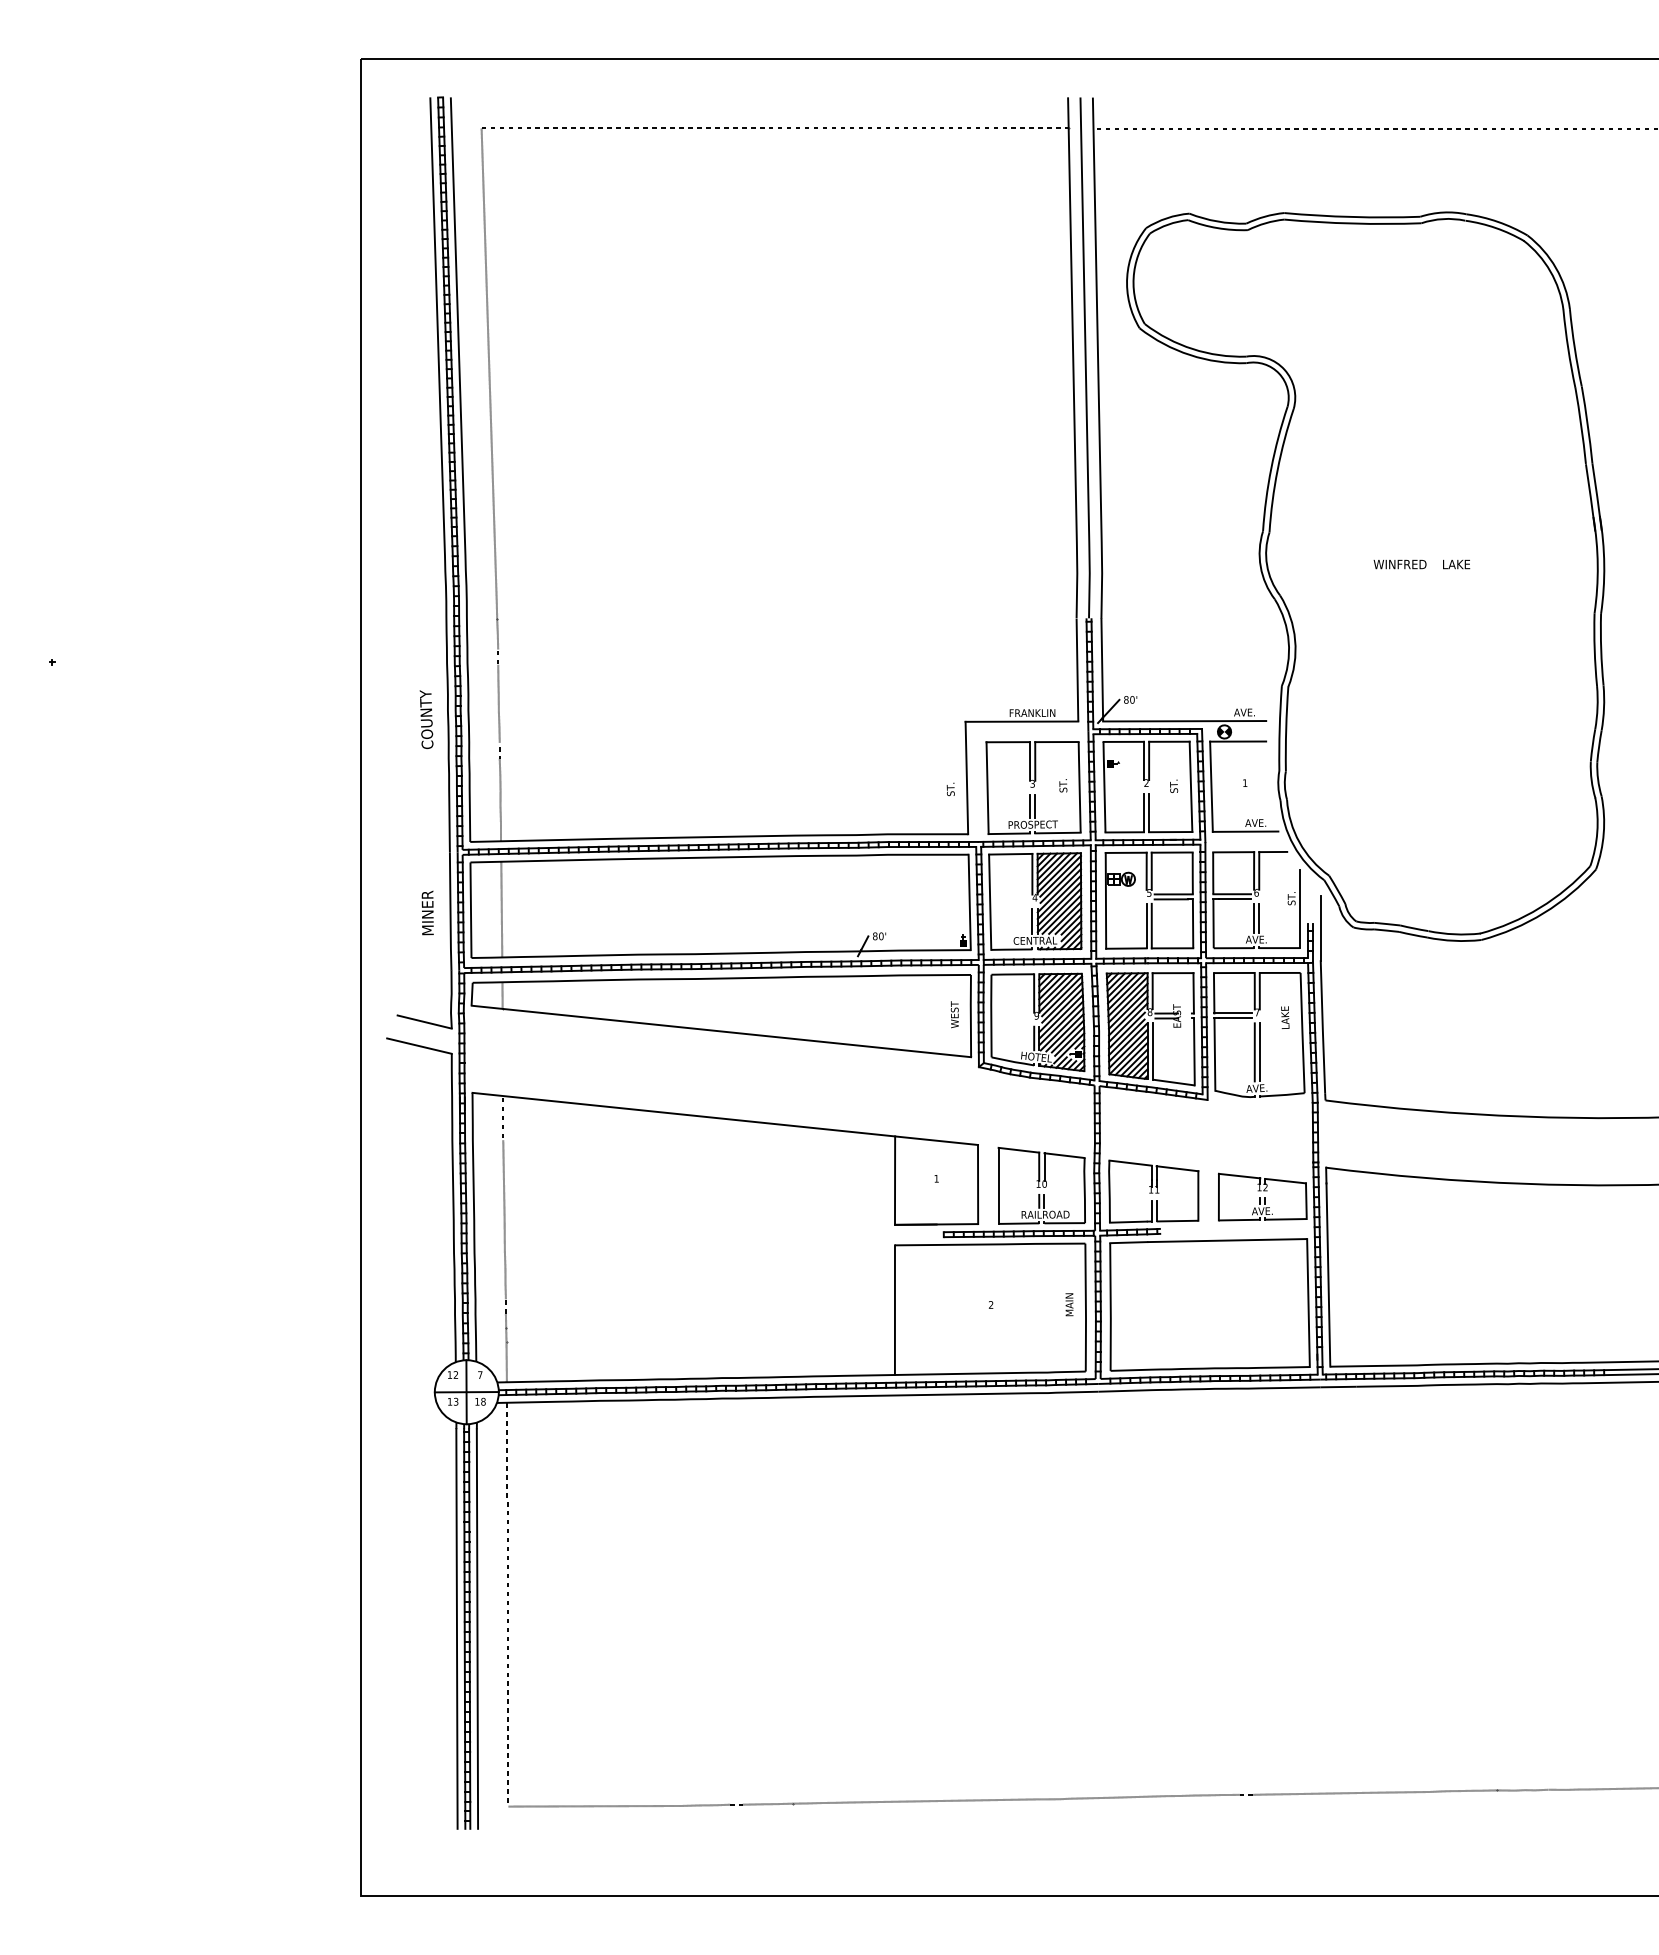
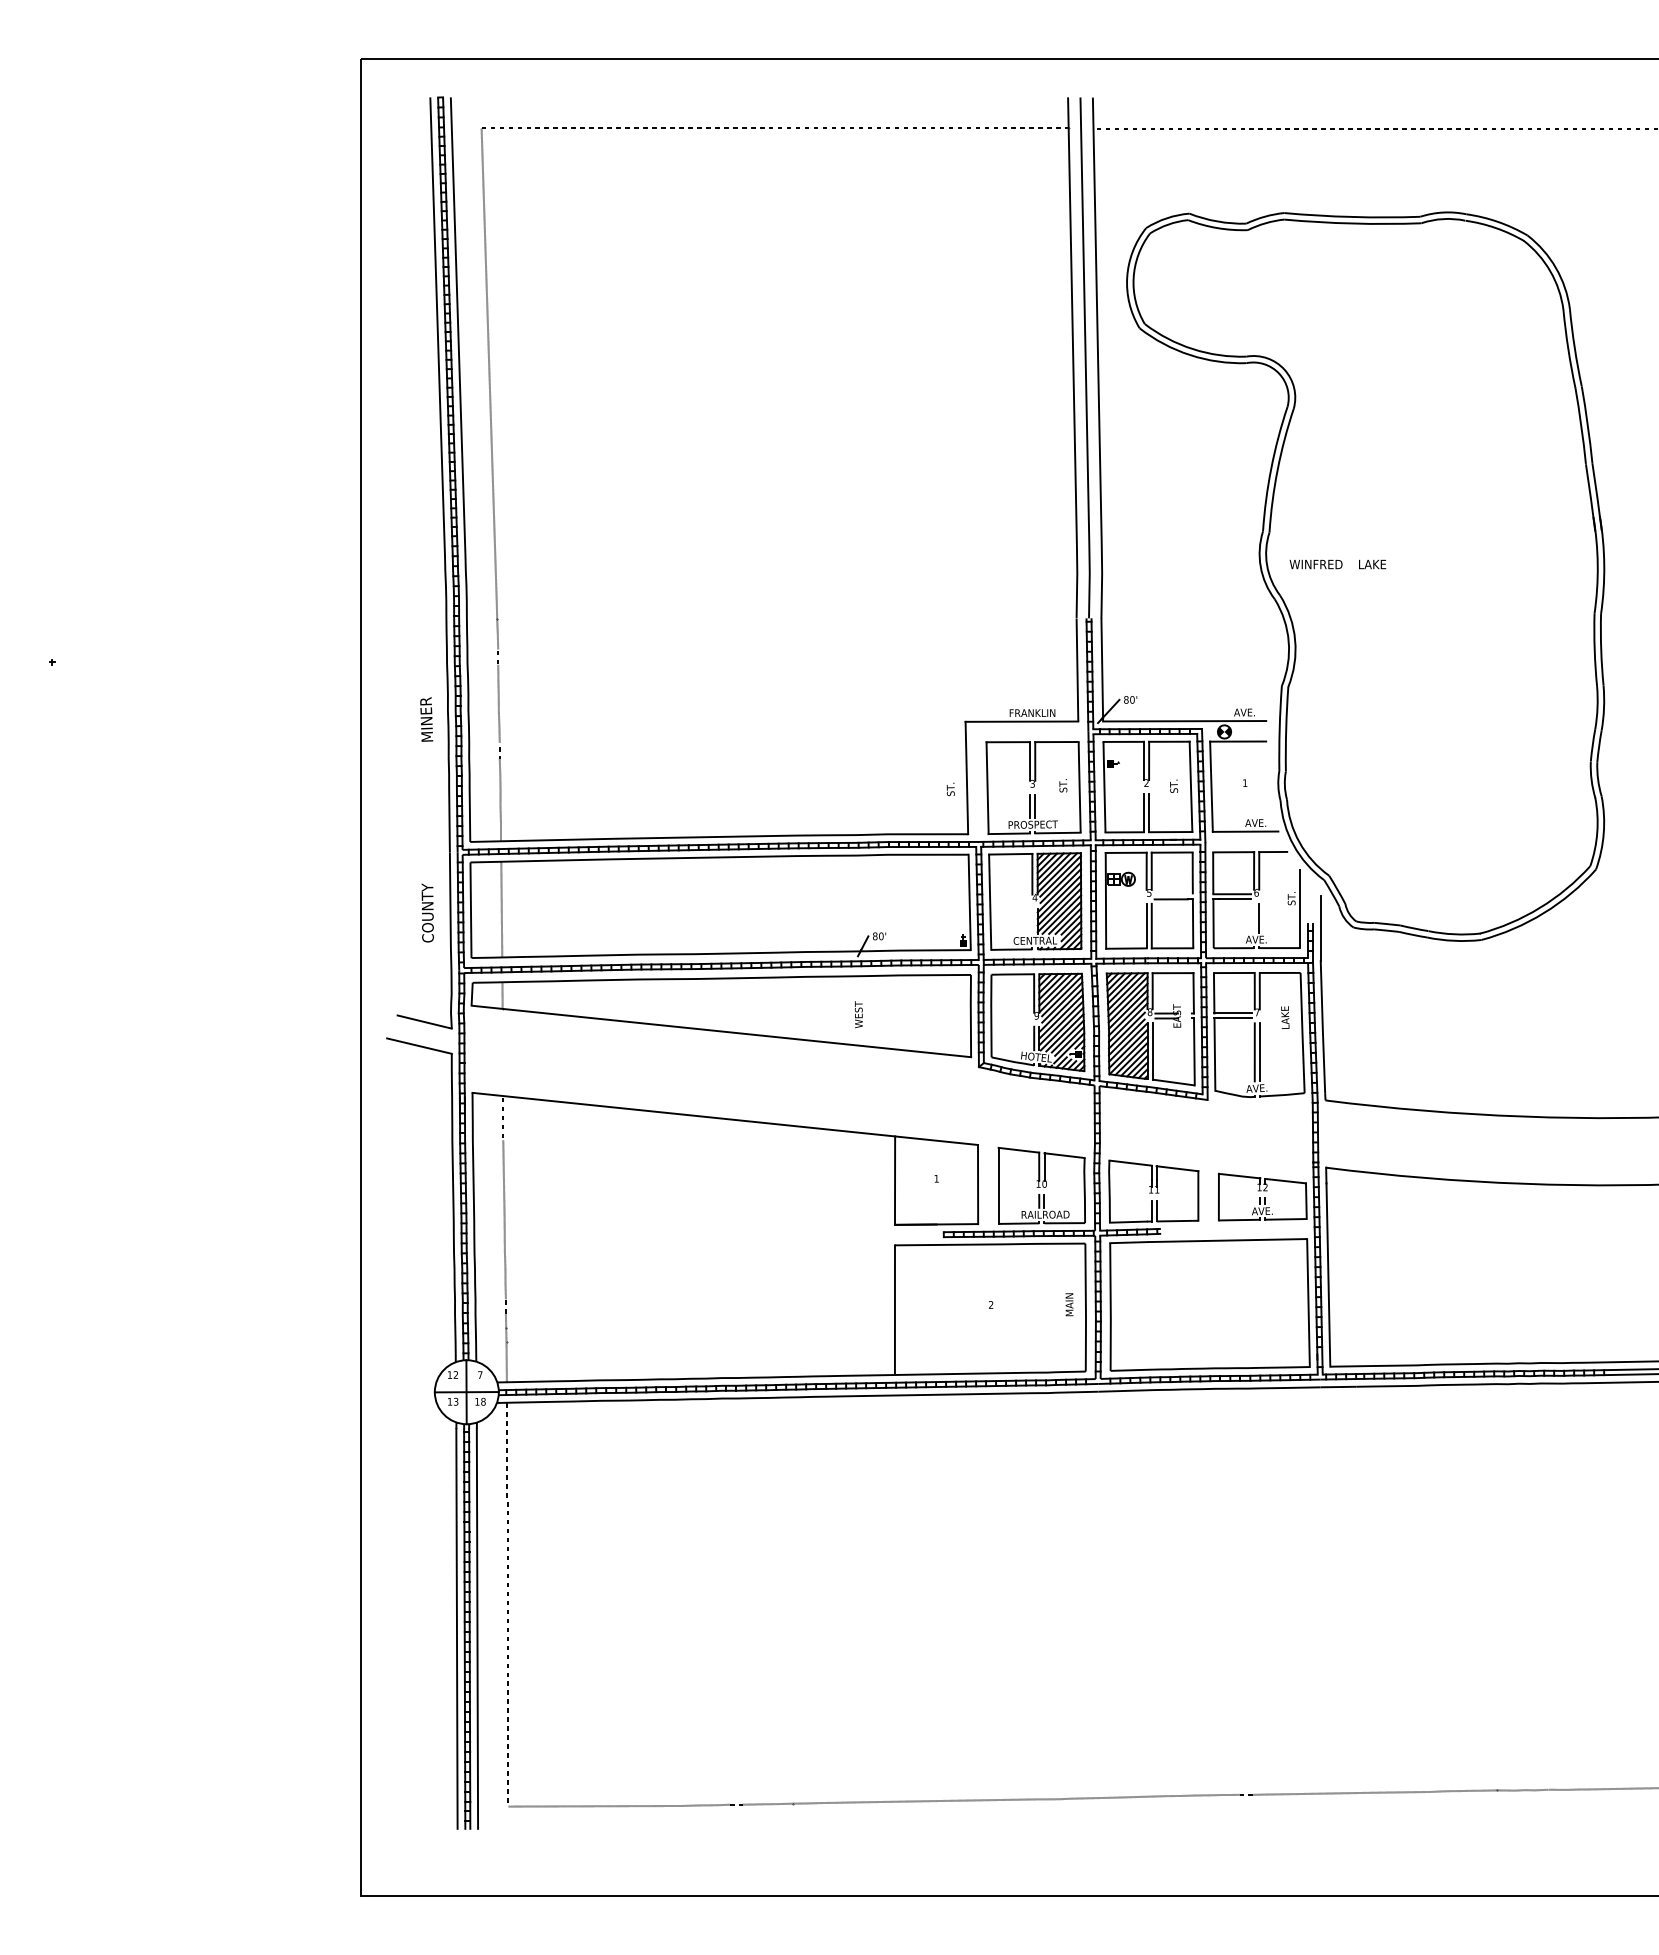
text position: (1421, 564) -> (1337, 564) (1337, 564)
text: COUNTY -> MINER (426, 719)
line: present -> none (1173, 894)
text: MINER -> COUNTY (427, 912)
line: present -> none (1254, 917)
line: present -> none (1032, 920)
text position: (954, 1014) -> (858, 1014) (858, 1014)
